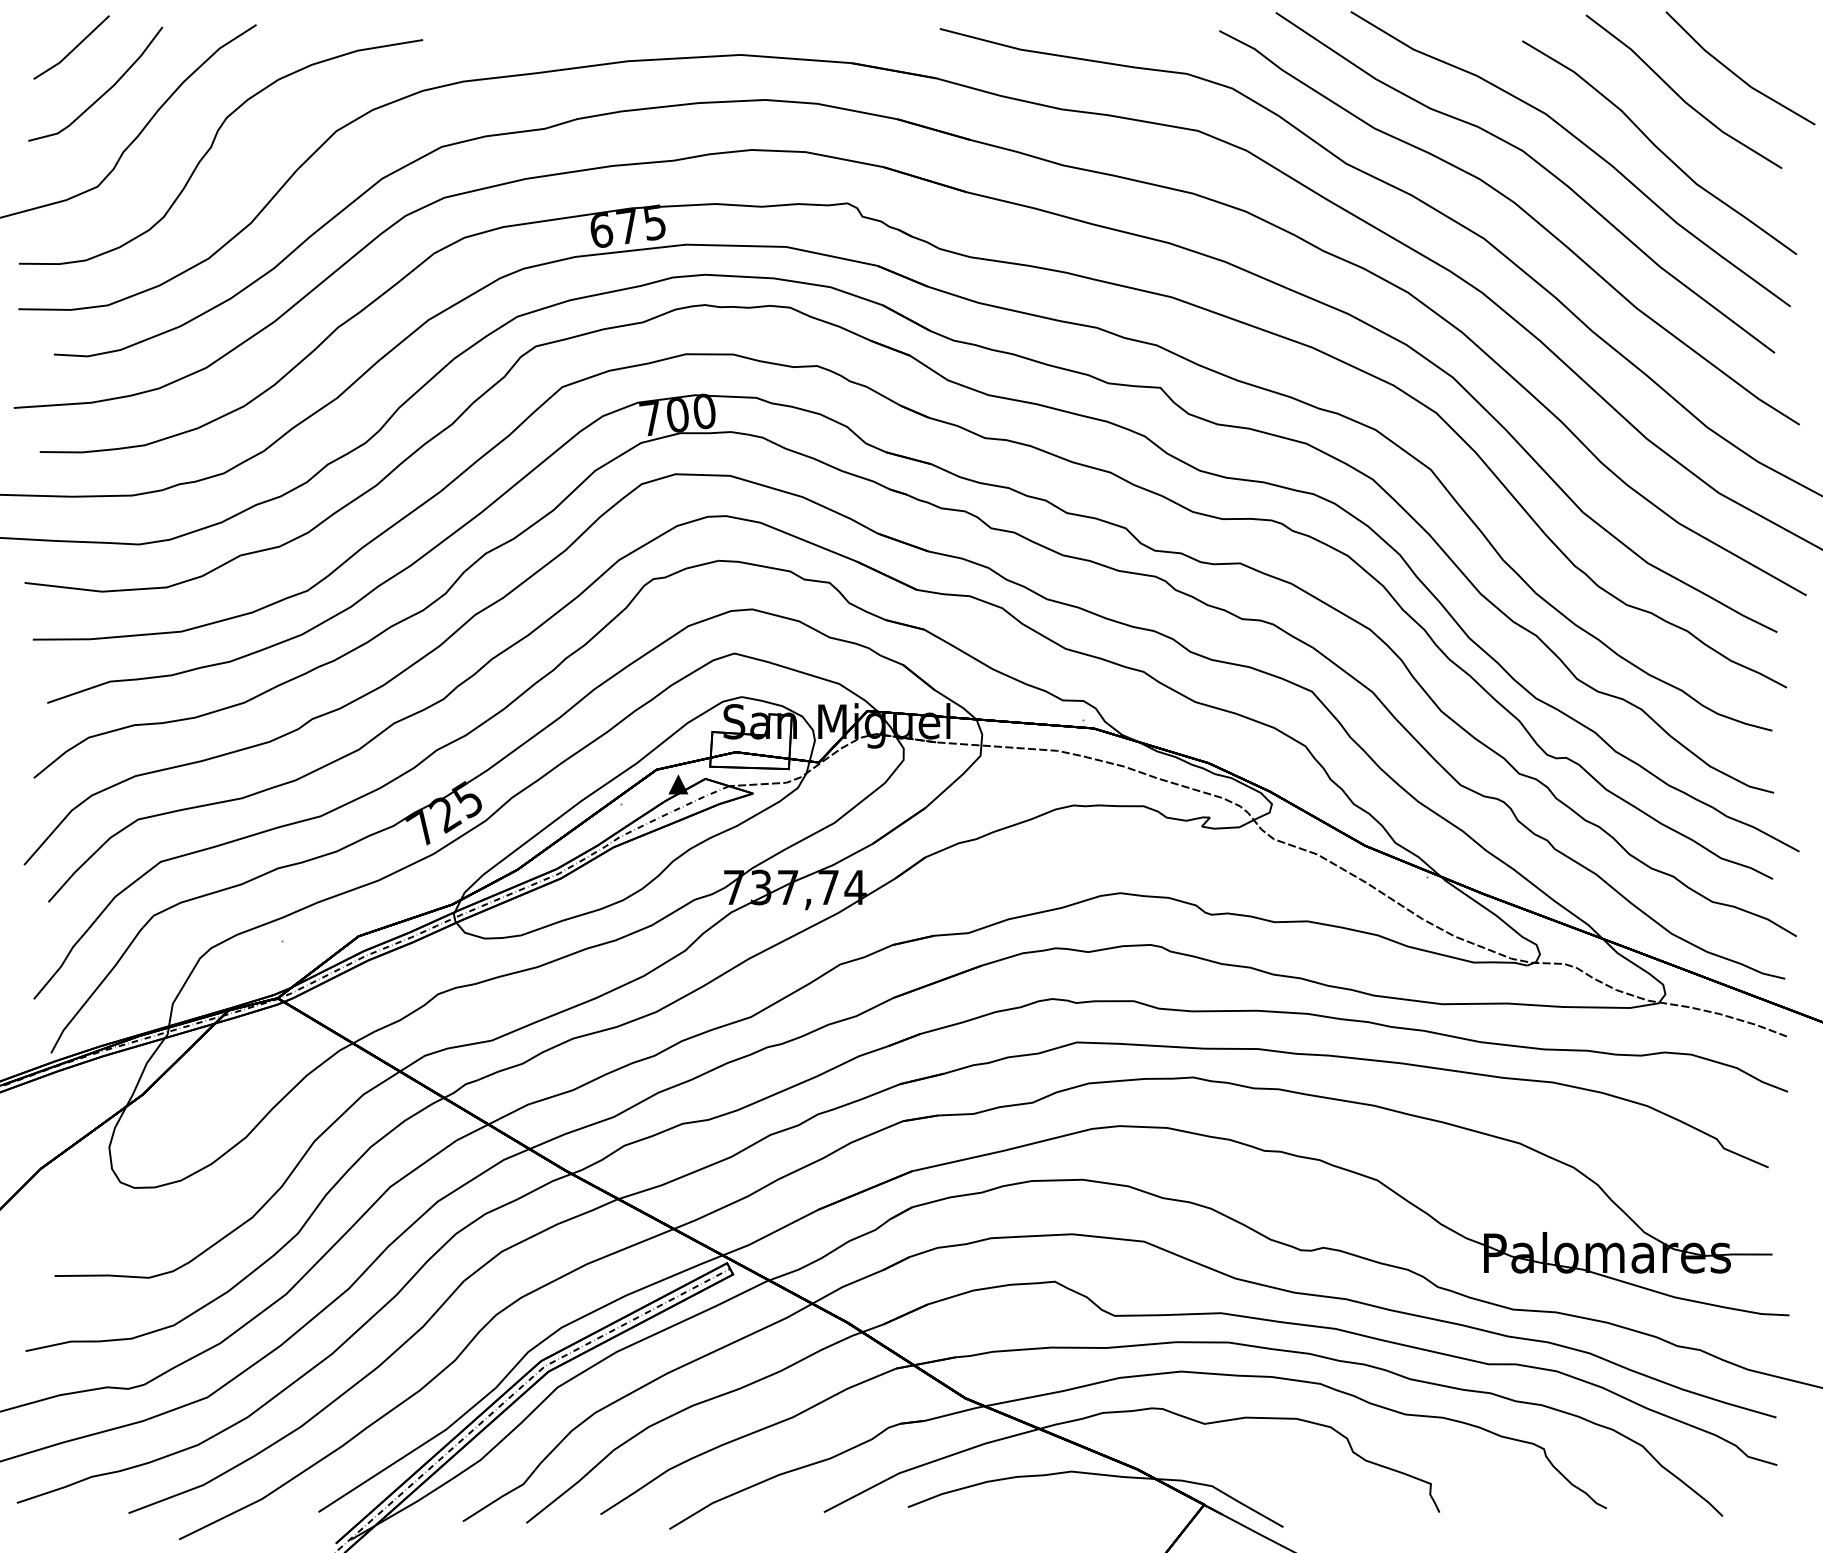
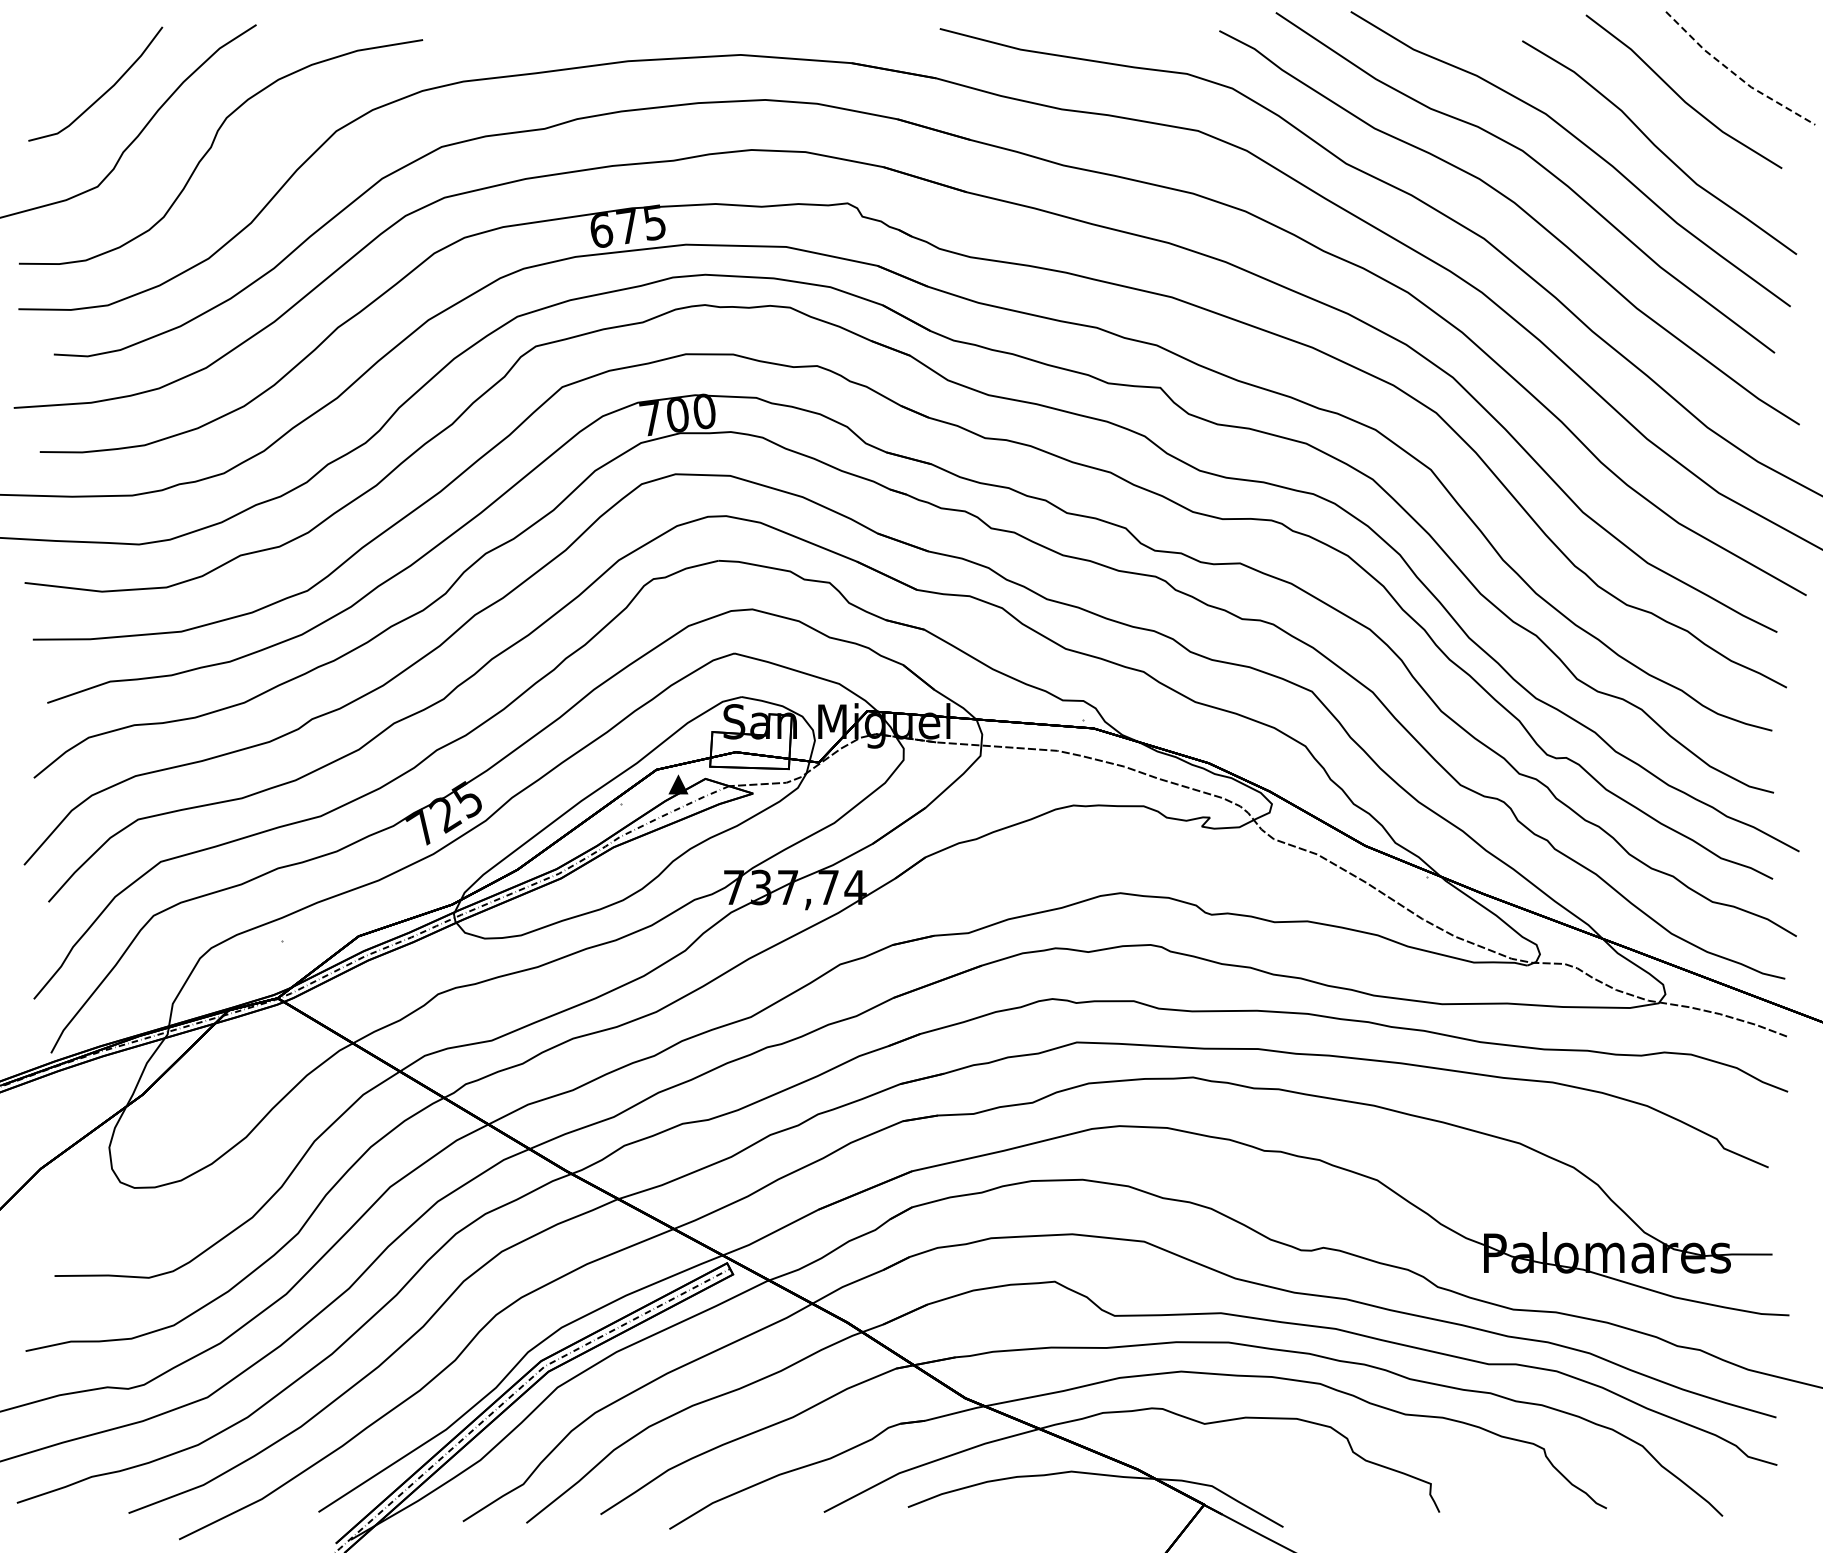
line: present -> none (73, 48)
line: solid -> dashed (1735, 74)
